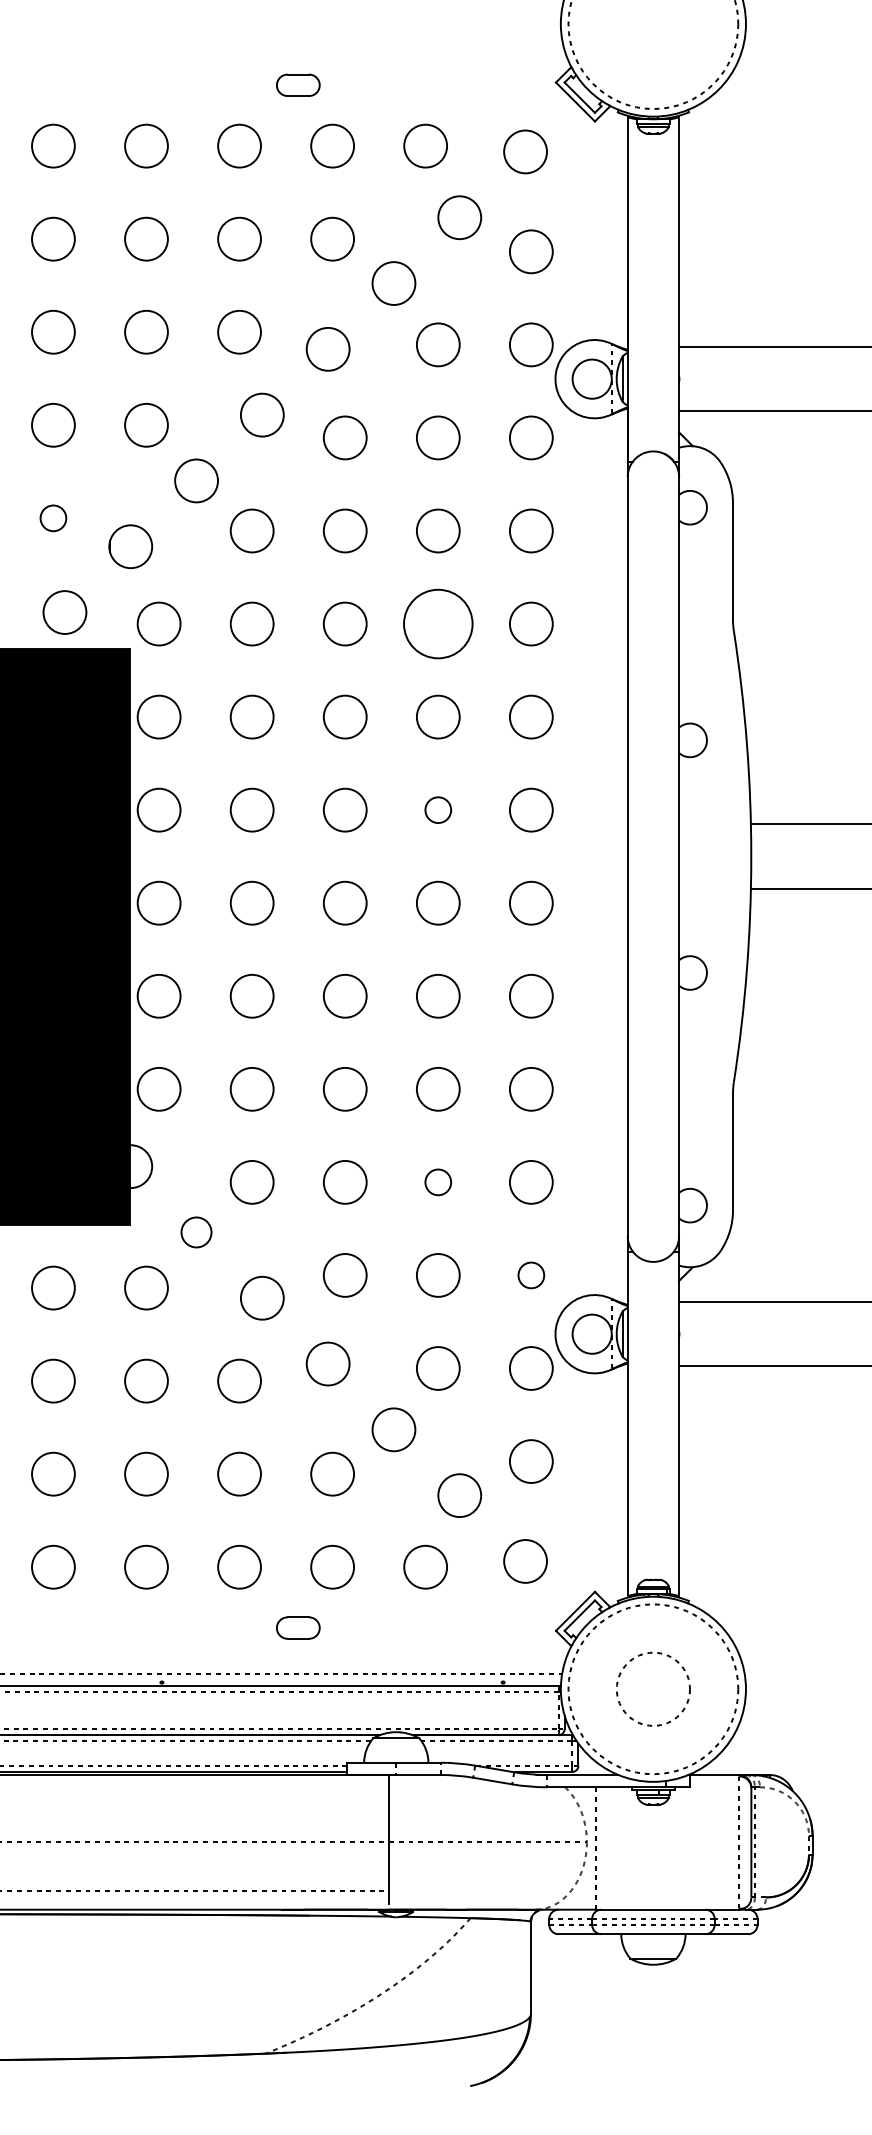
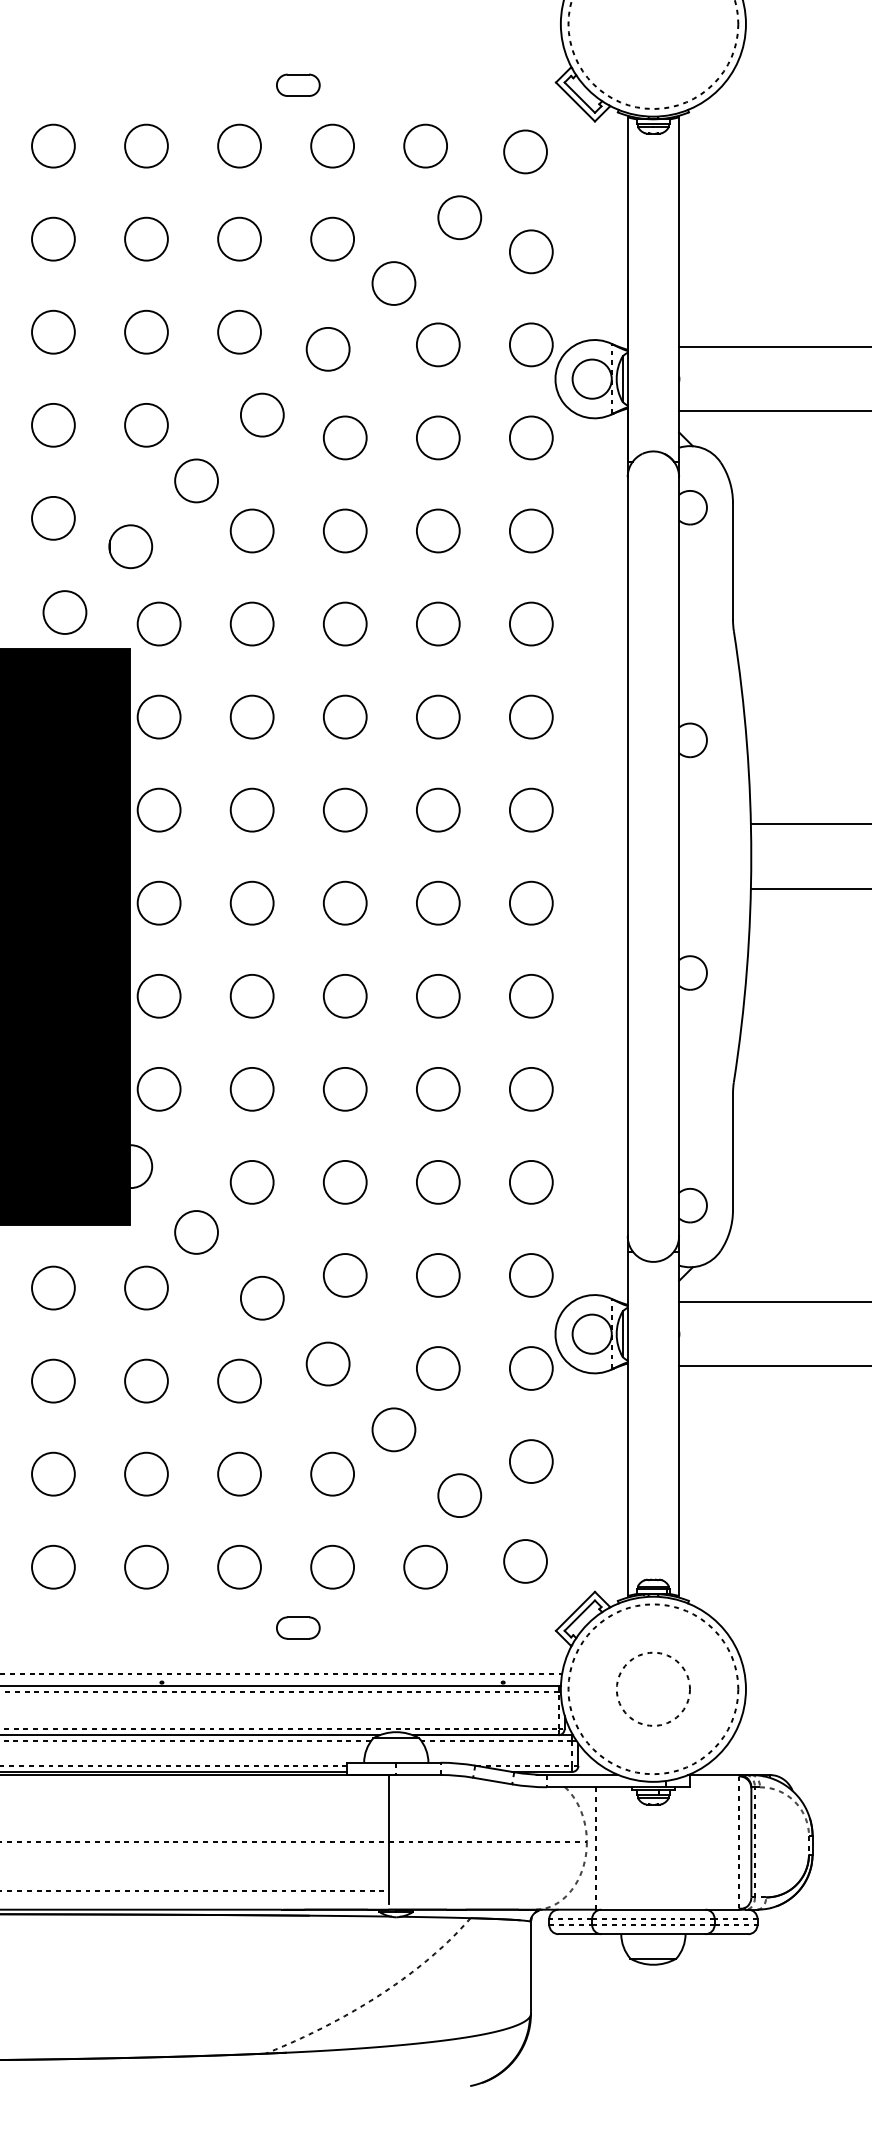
circle diameter: 26 px -> 43 px (53, 517)
circle diameter: 69 px -> 43 px (437, 623)
circle diameter: 26 px -> 43 px (437, 809)
circle diameter: 26 px -> 43 px (437, 1181)
circle size: 33x33 px -> 45x45 px (196, 1232)
circle diameter: 26 px -> 43 px (530, 1275)
